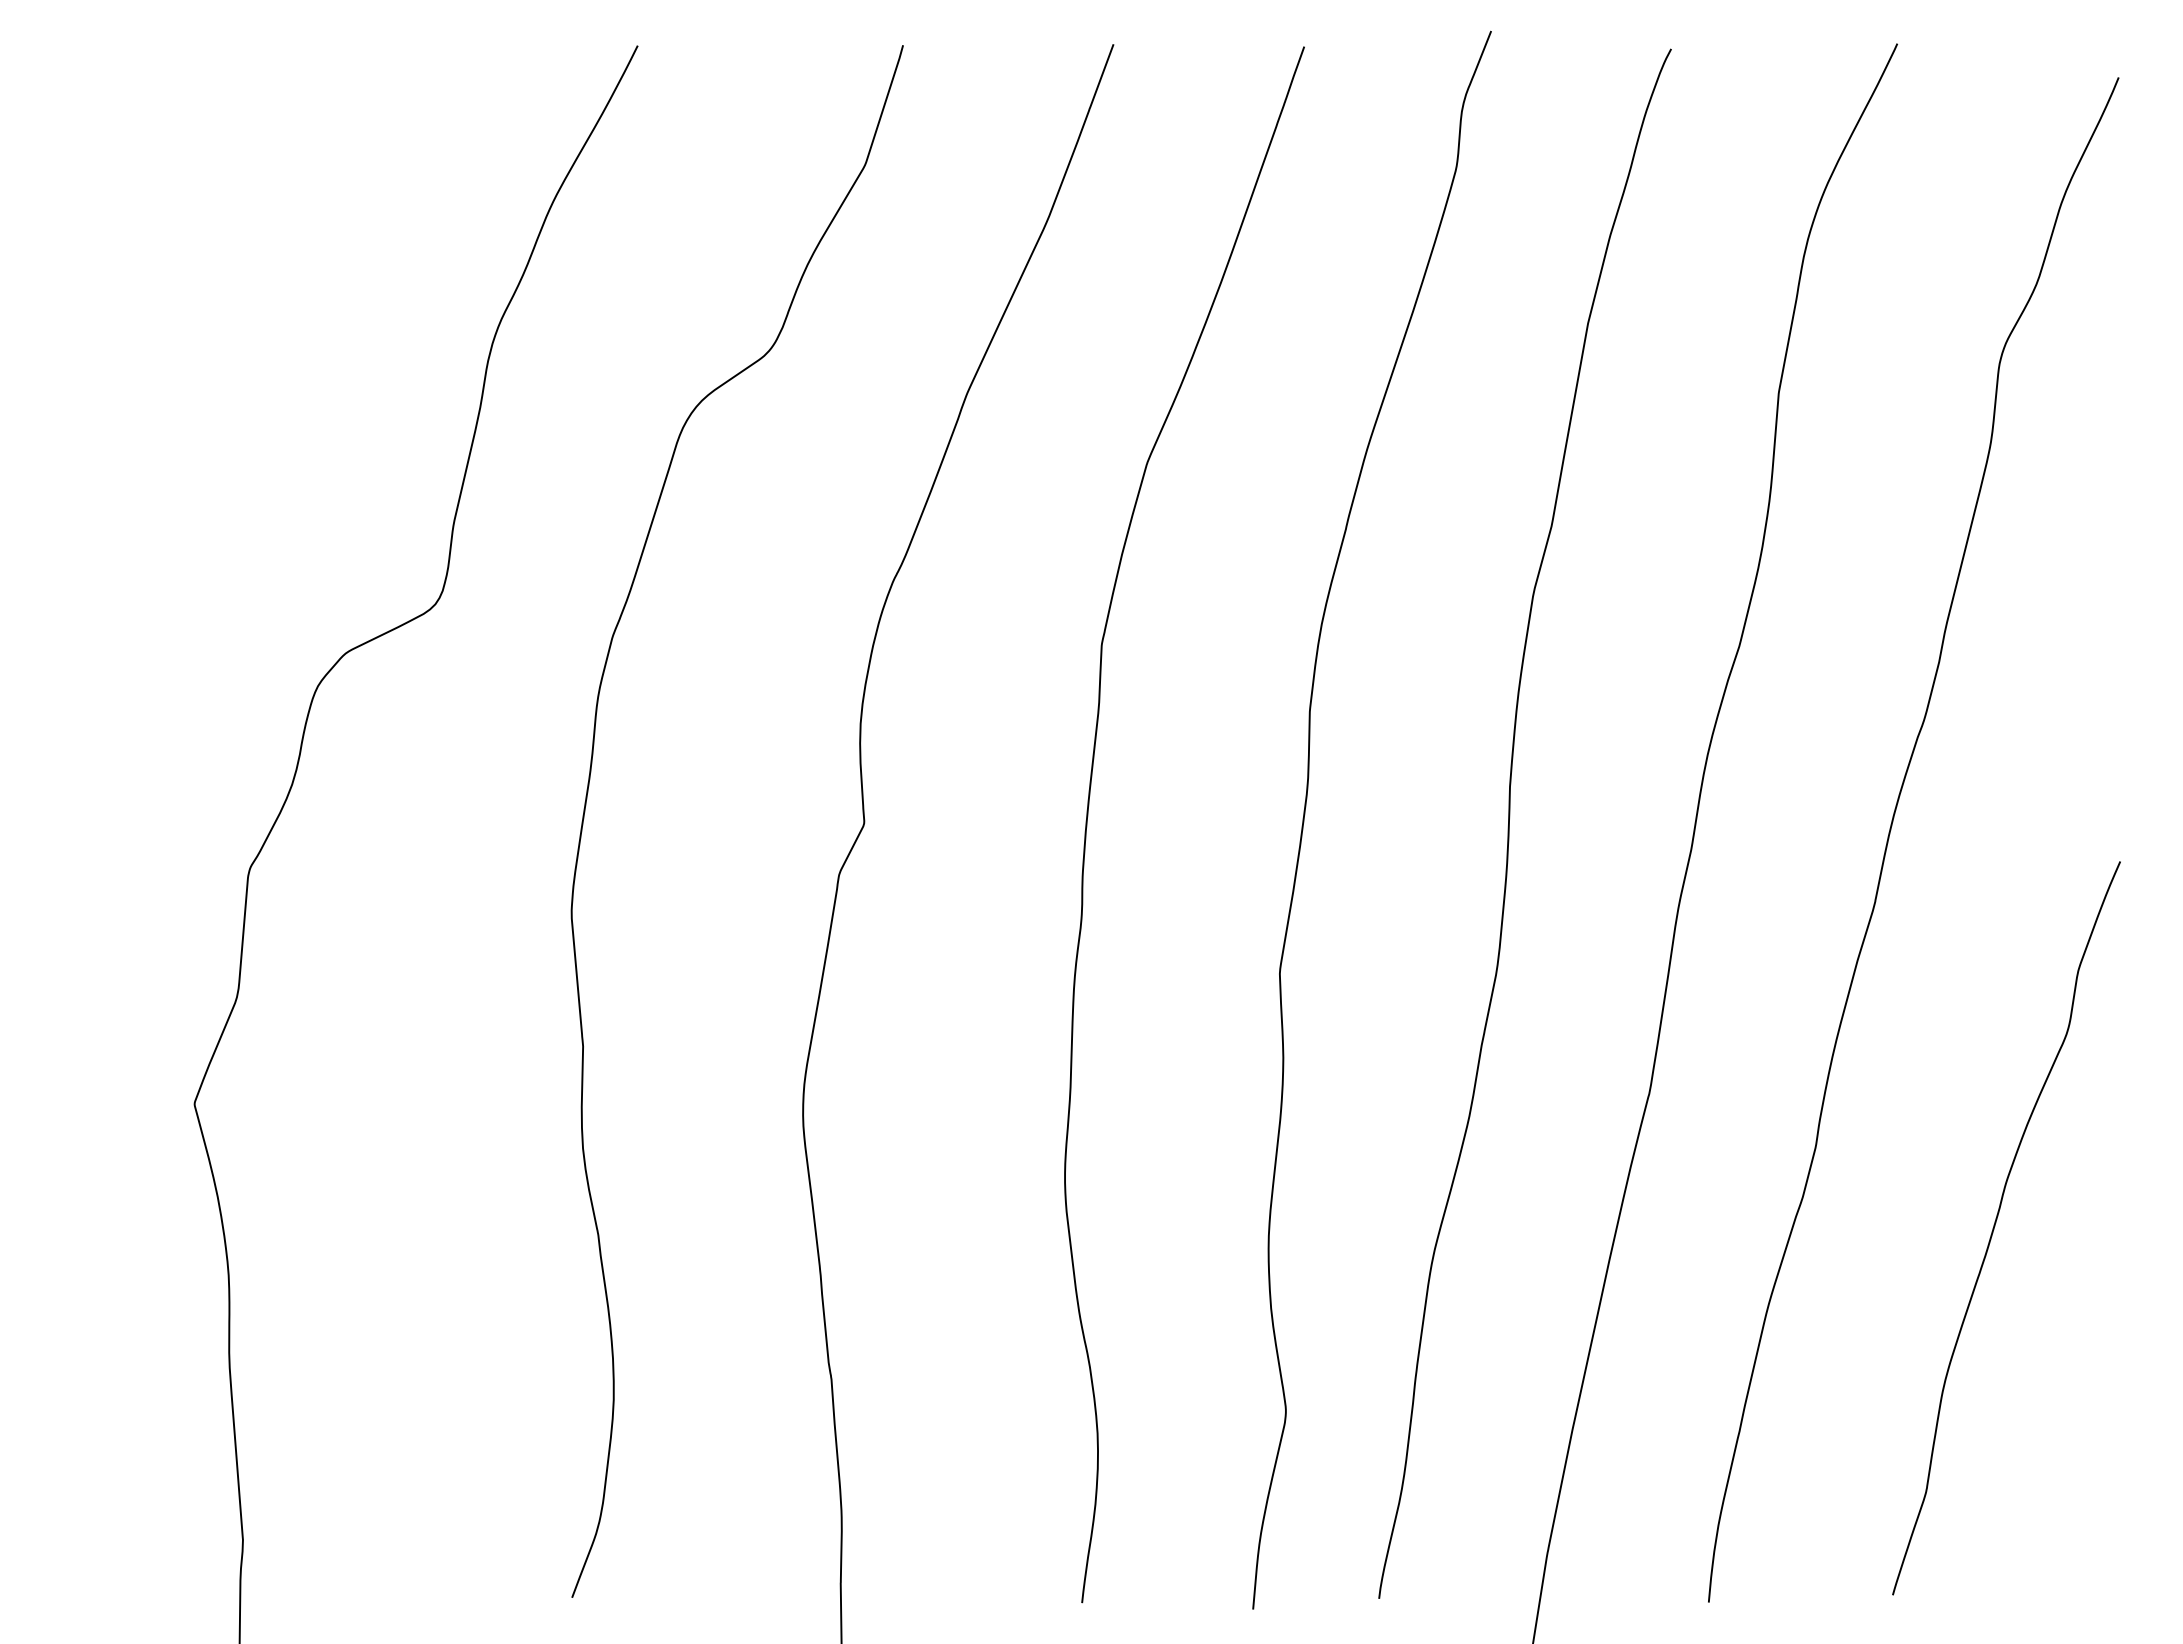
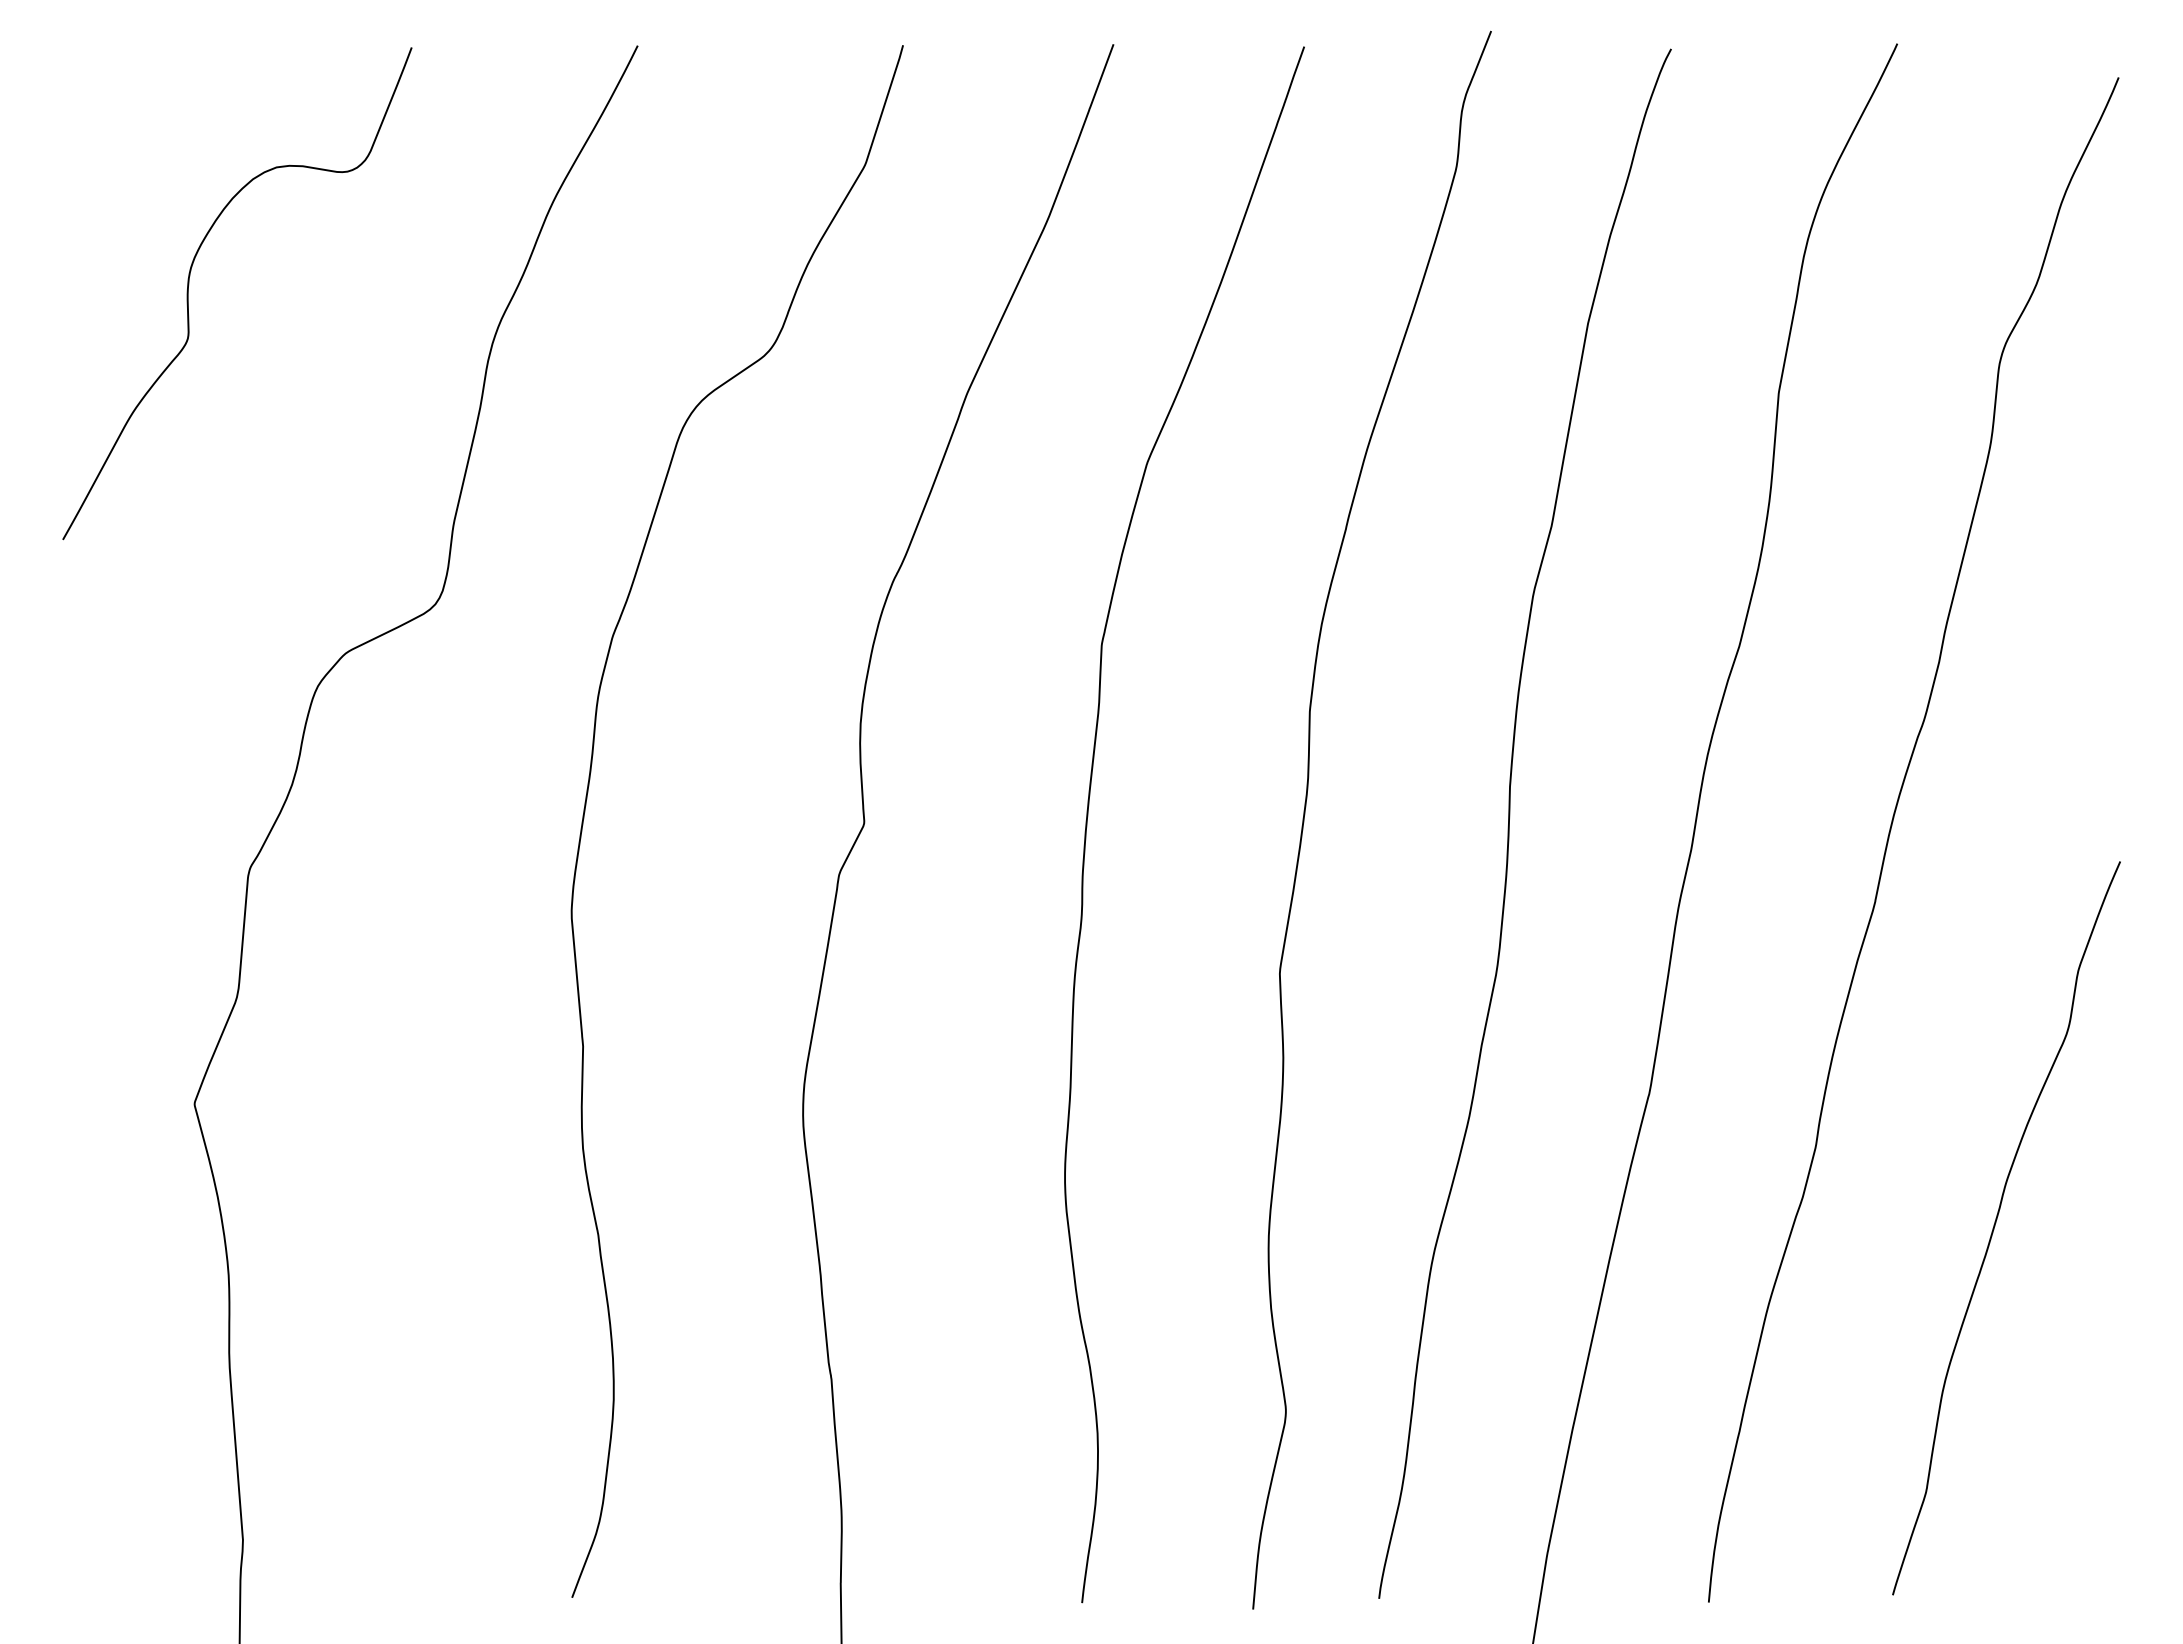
curve: none -> present (189, 285)
